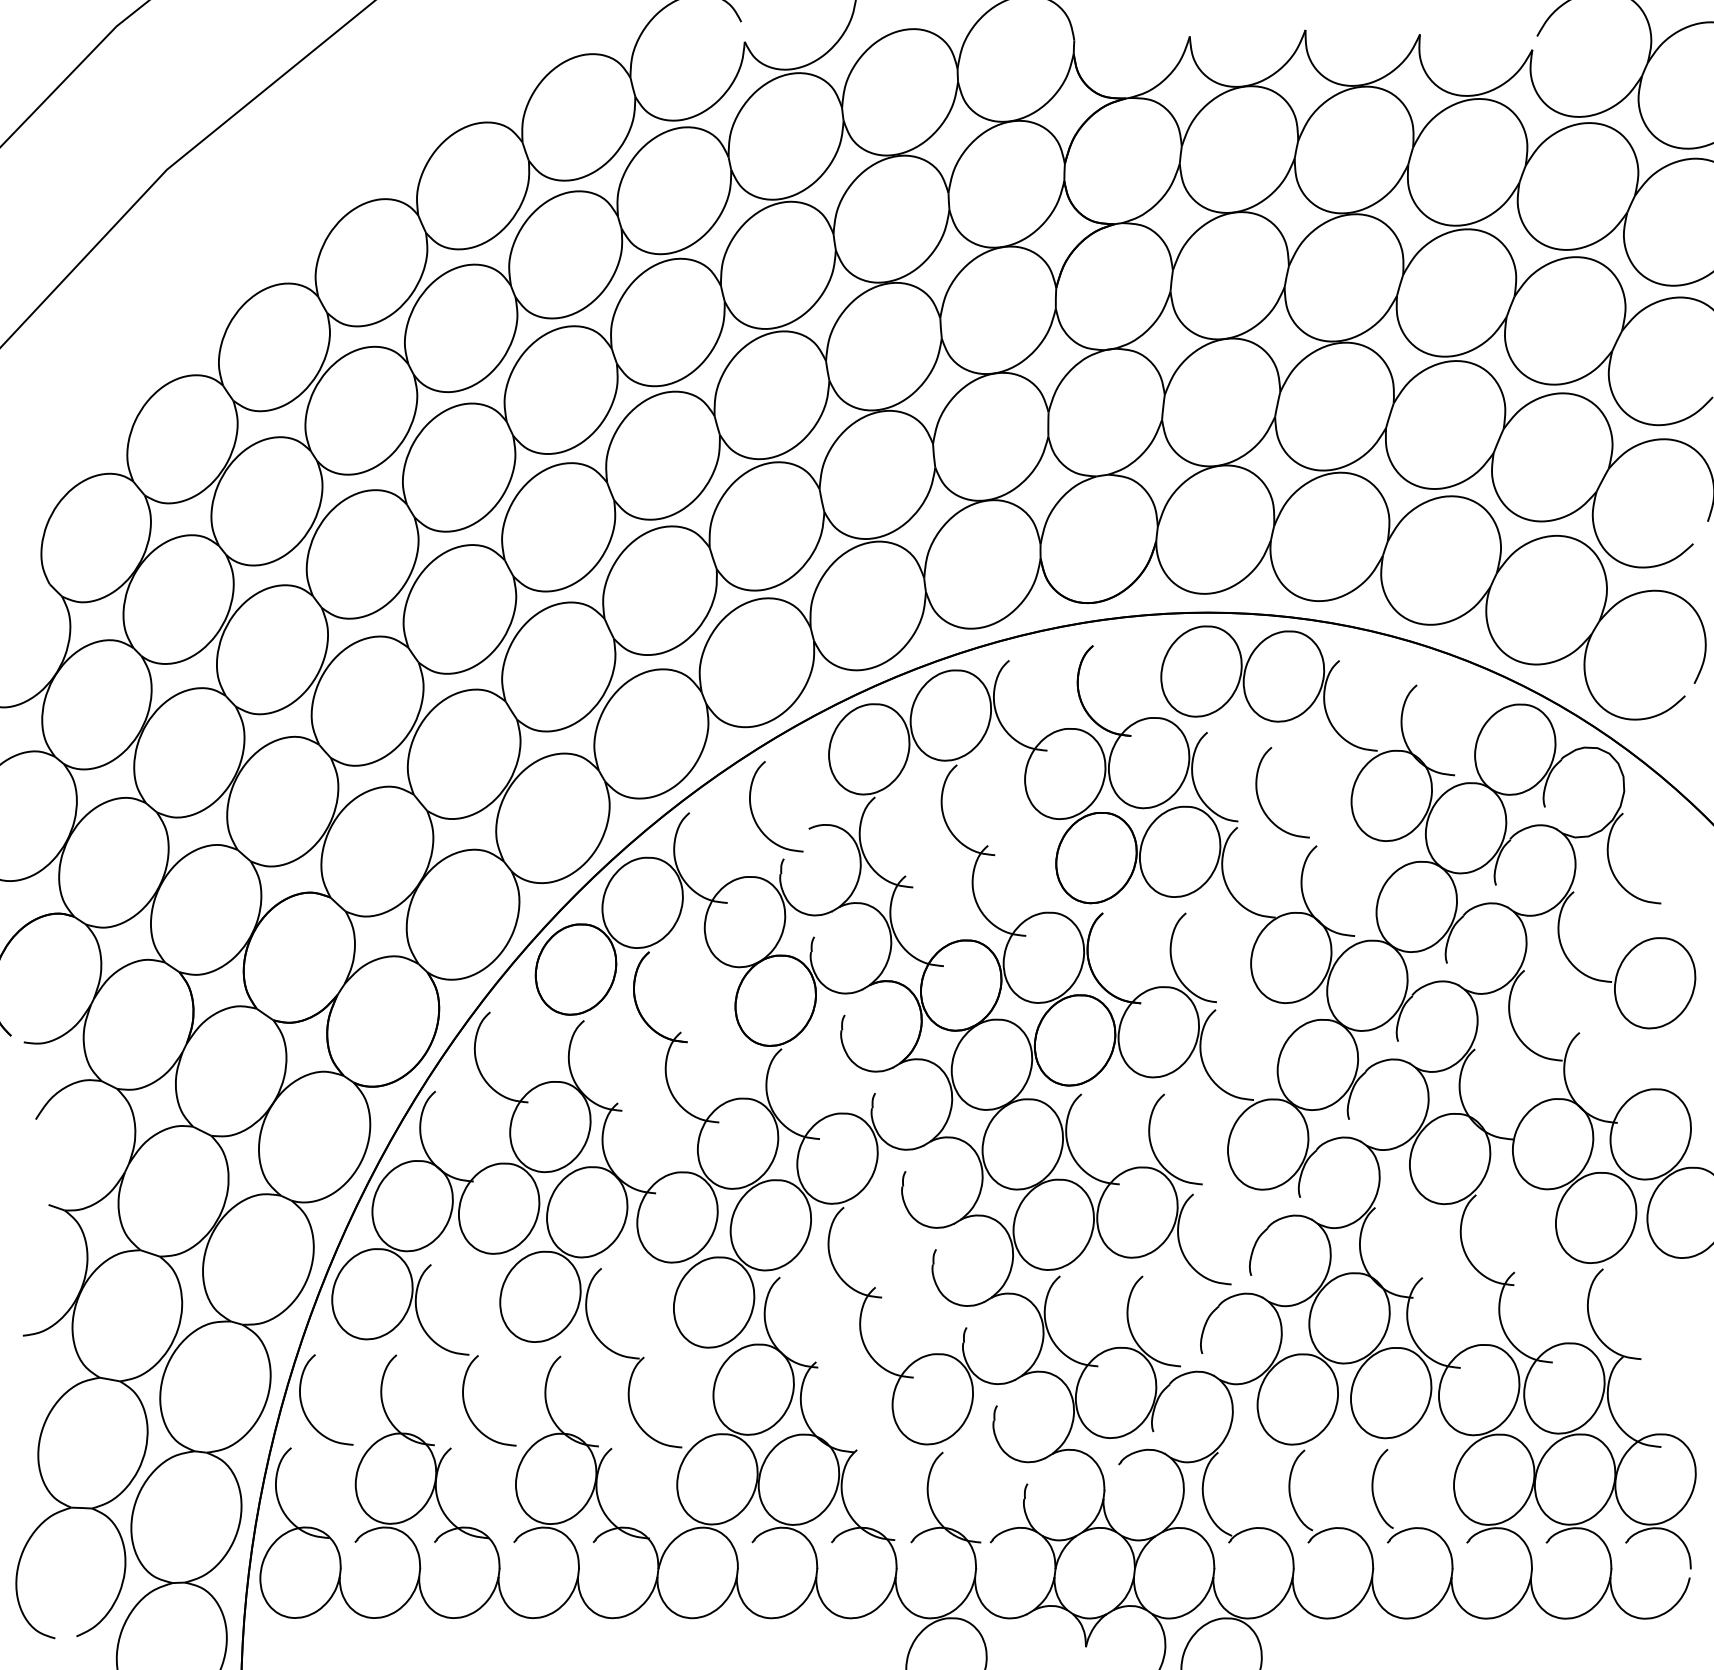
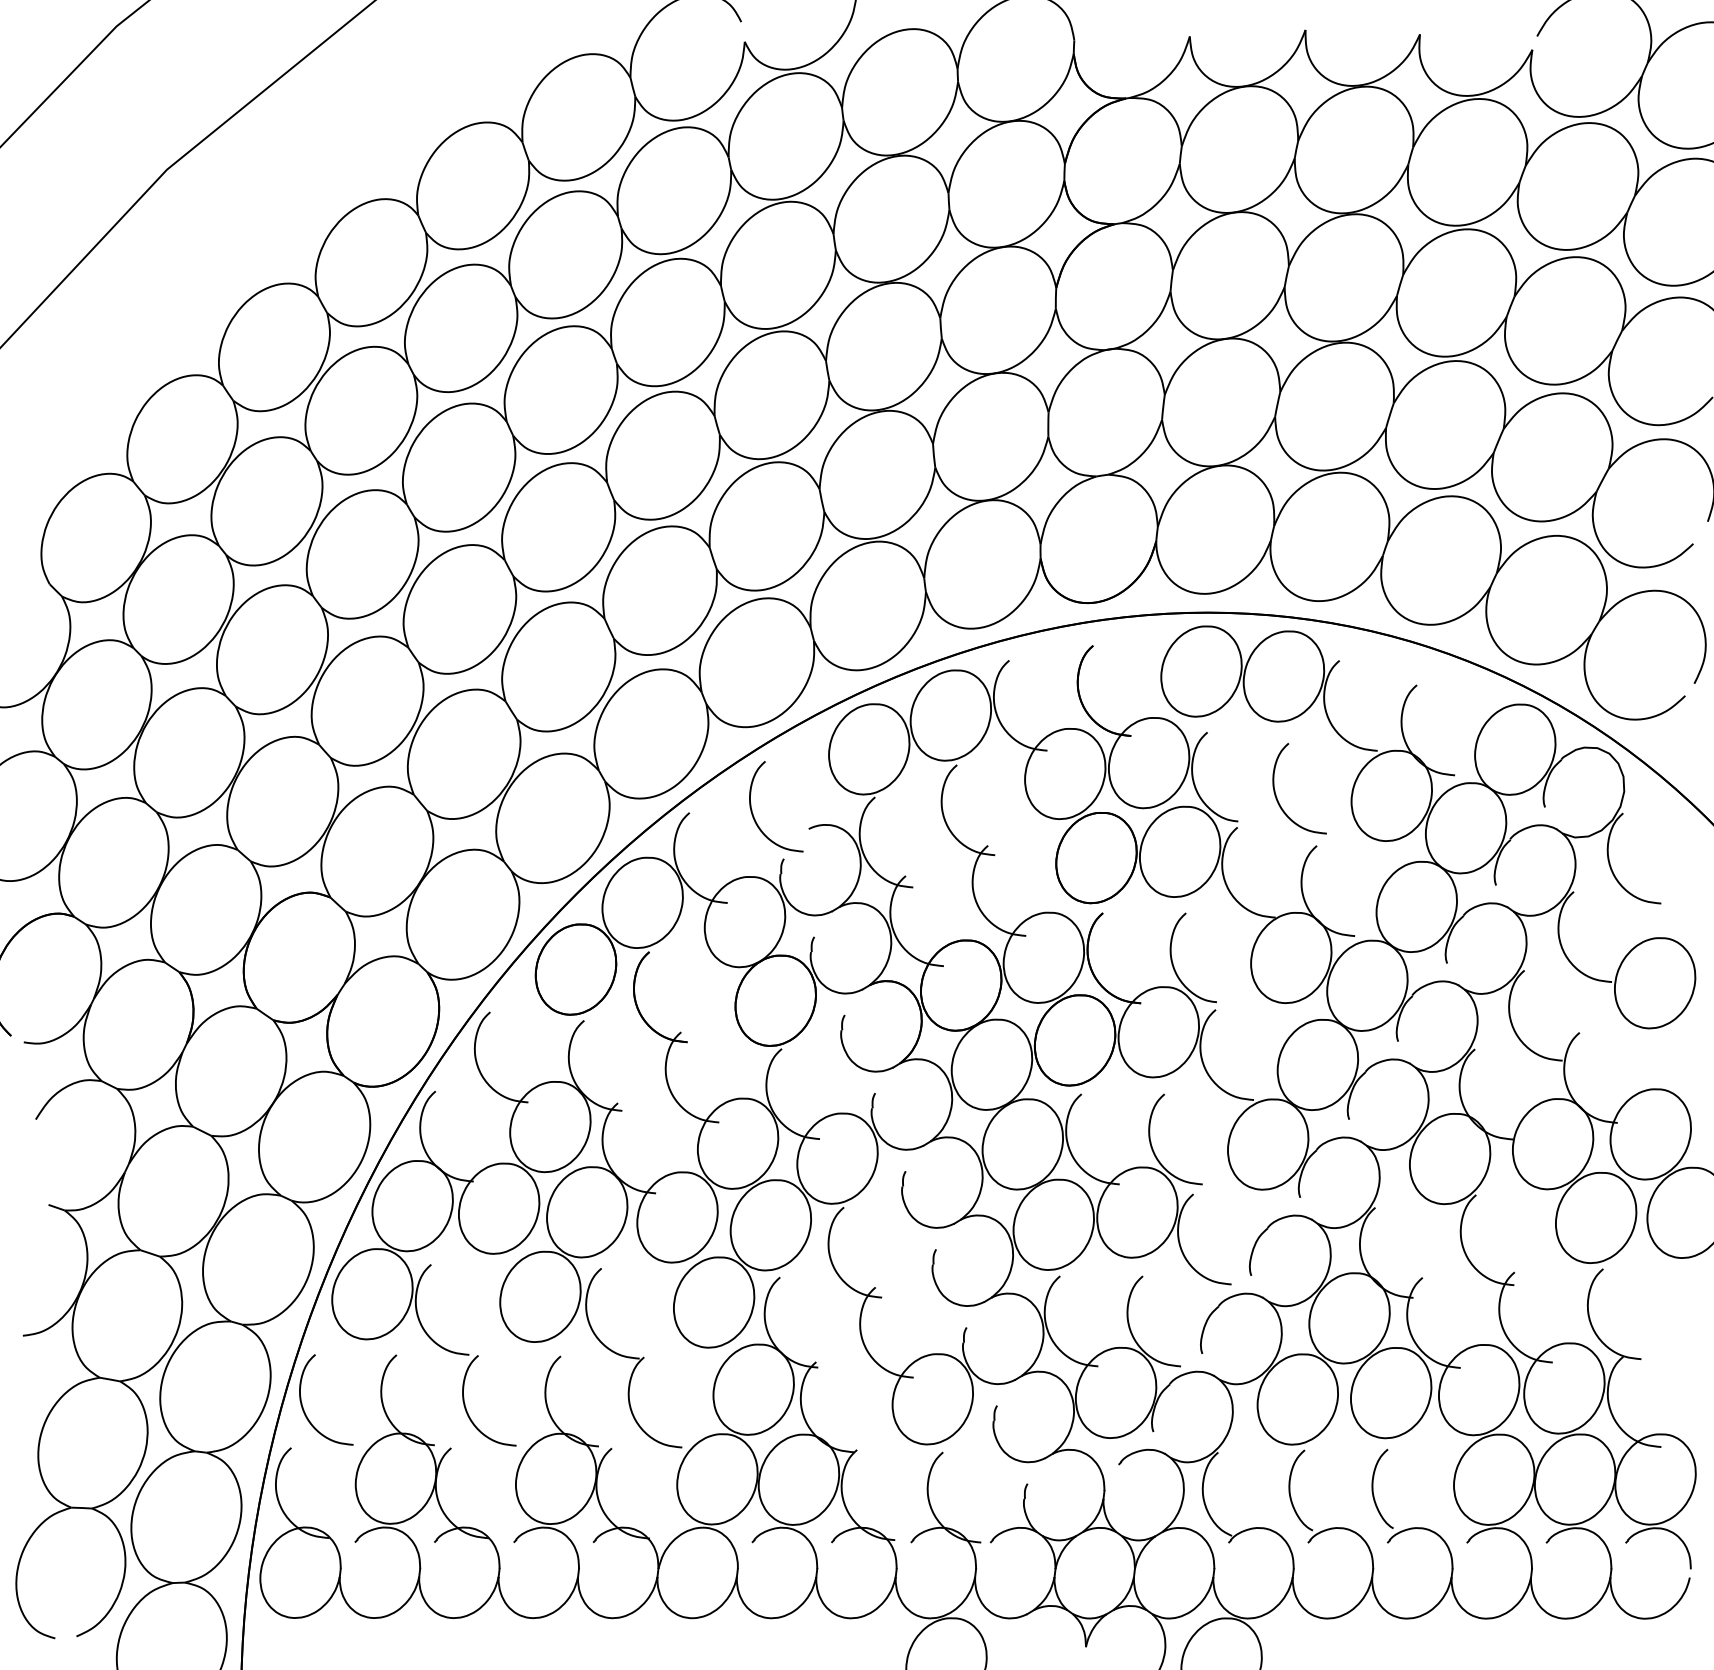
curve position: (1259, 798) -> (1276, 794) (1276, 794)
